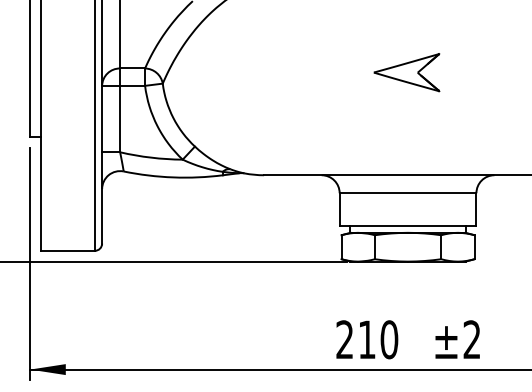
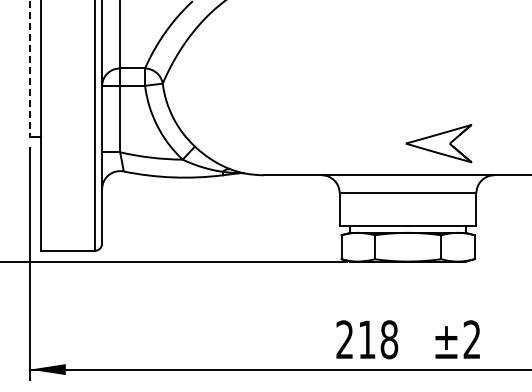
line: solid -> dashed (30, 69)
part position: (406, 72) -> (438, 143) (438, 143)
text: 210 -> 218 (389, 339)
